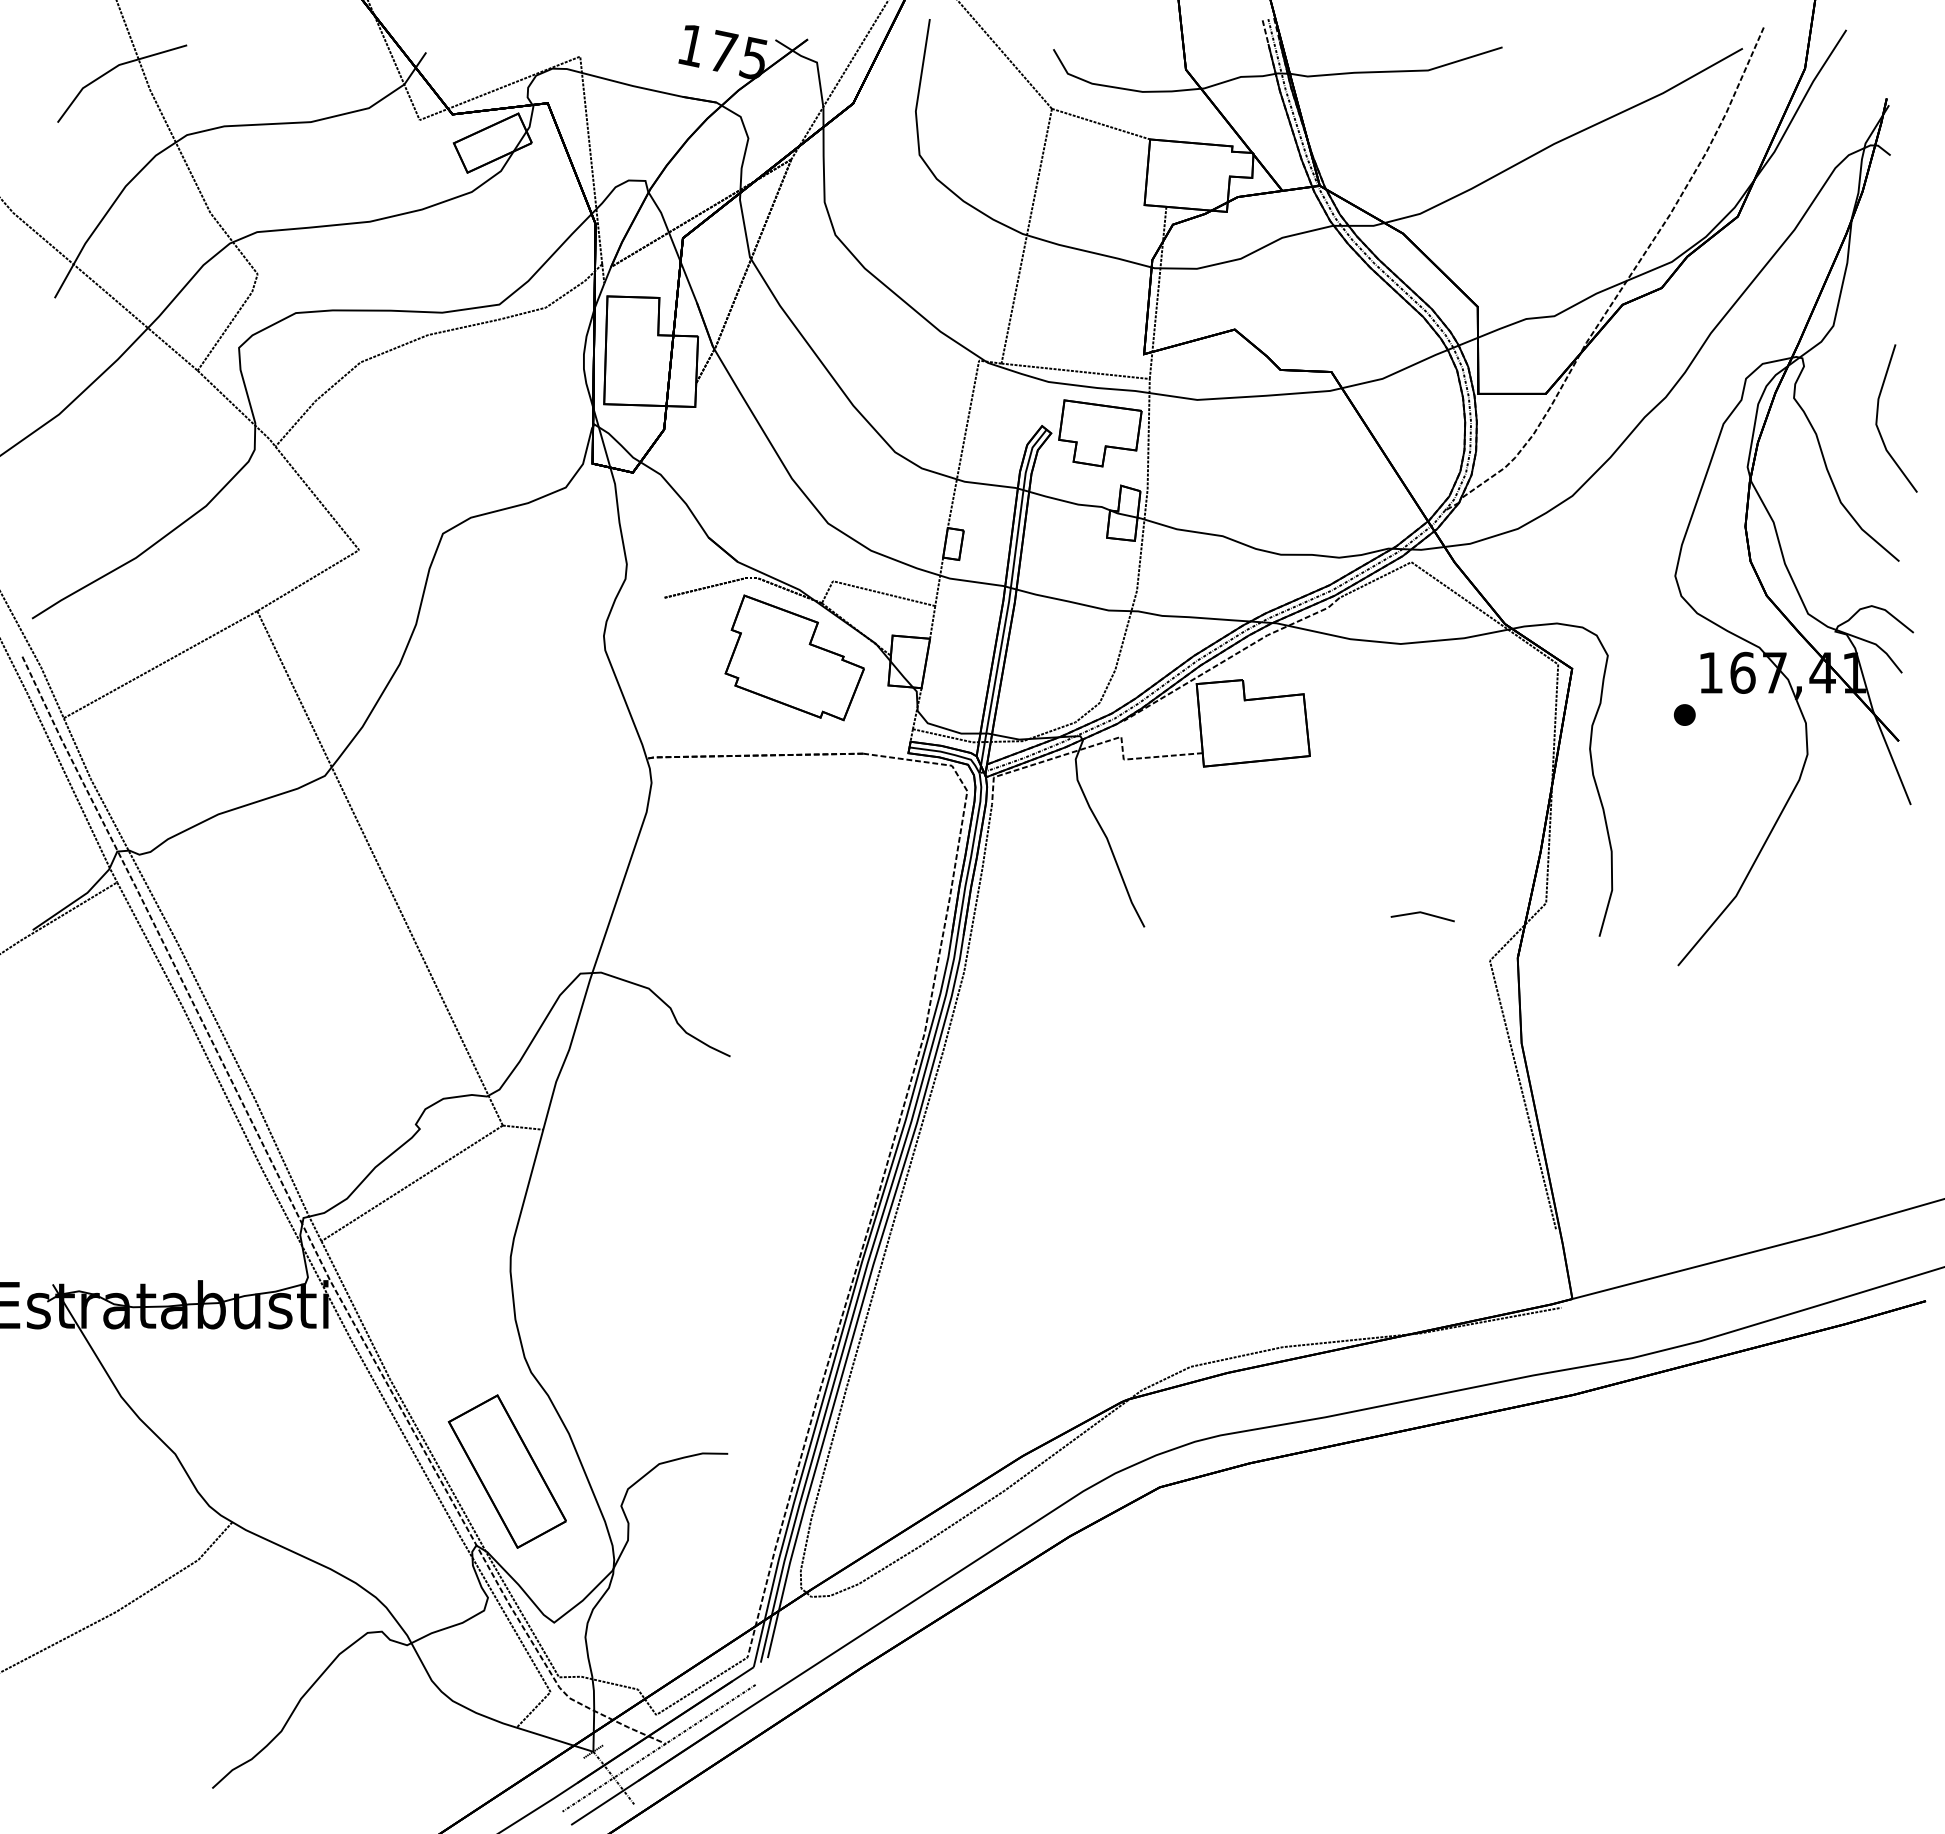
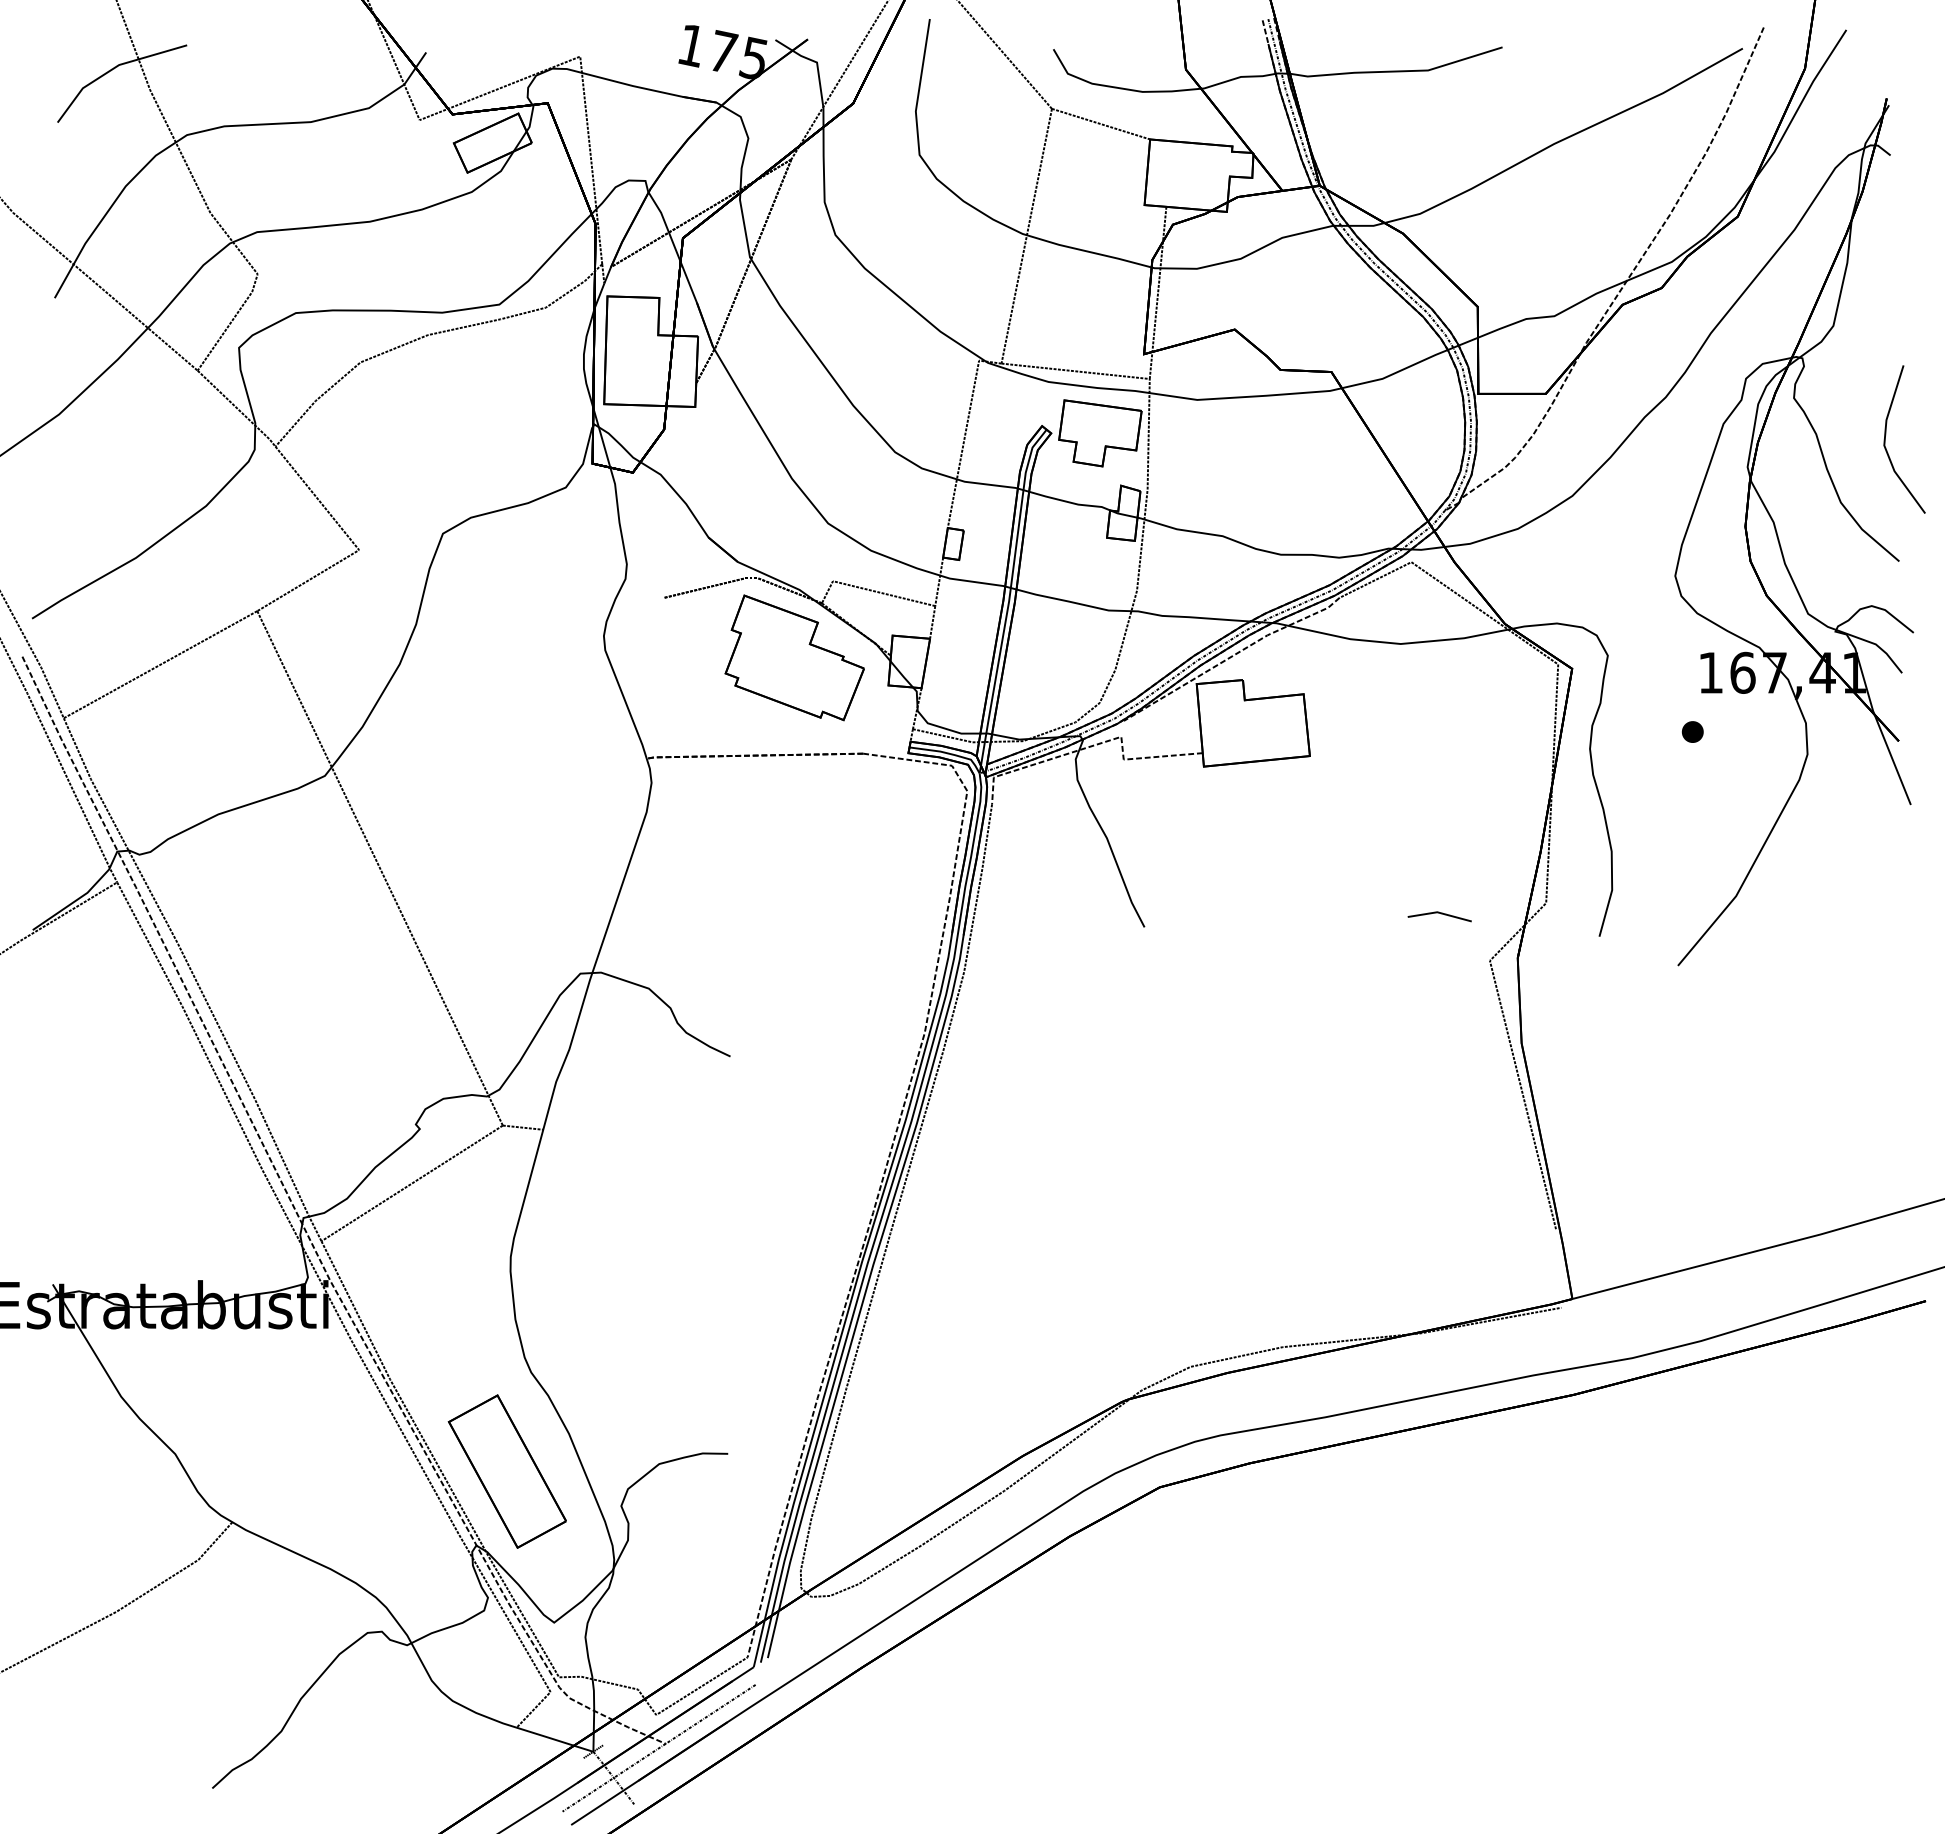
line position: (1878, 414) -> (1886, 435) (1886, 435)
part position: (1684, 714) -> (1692, 731) (1692, 731)
line position: (1424, 914) -> (1441, 914) (1441, 914)
